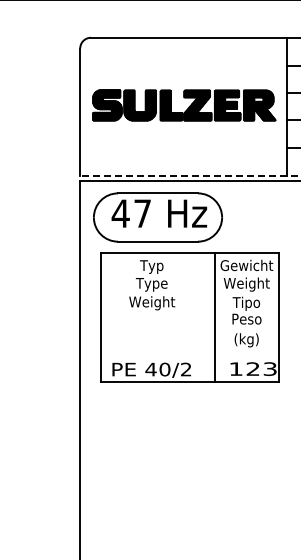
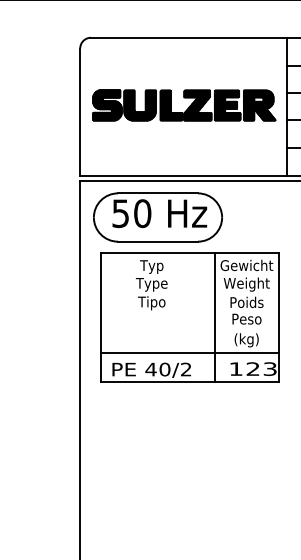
line: dashed -> solid (190, 175)
text: 47 -> 50 (131, 213)
text: Weight -> Tipo (152, 303)
text: Tipo -> Poids (246, 303)
line: none -> present (189, 353)
